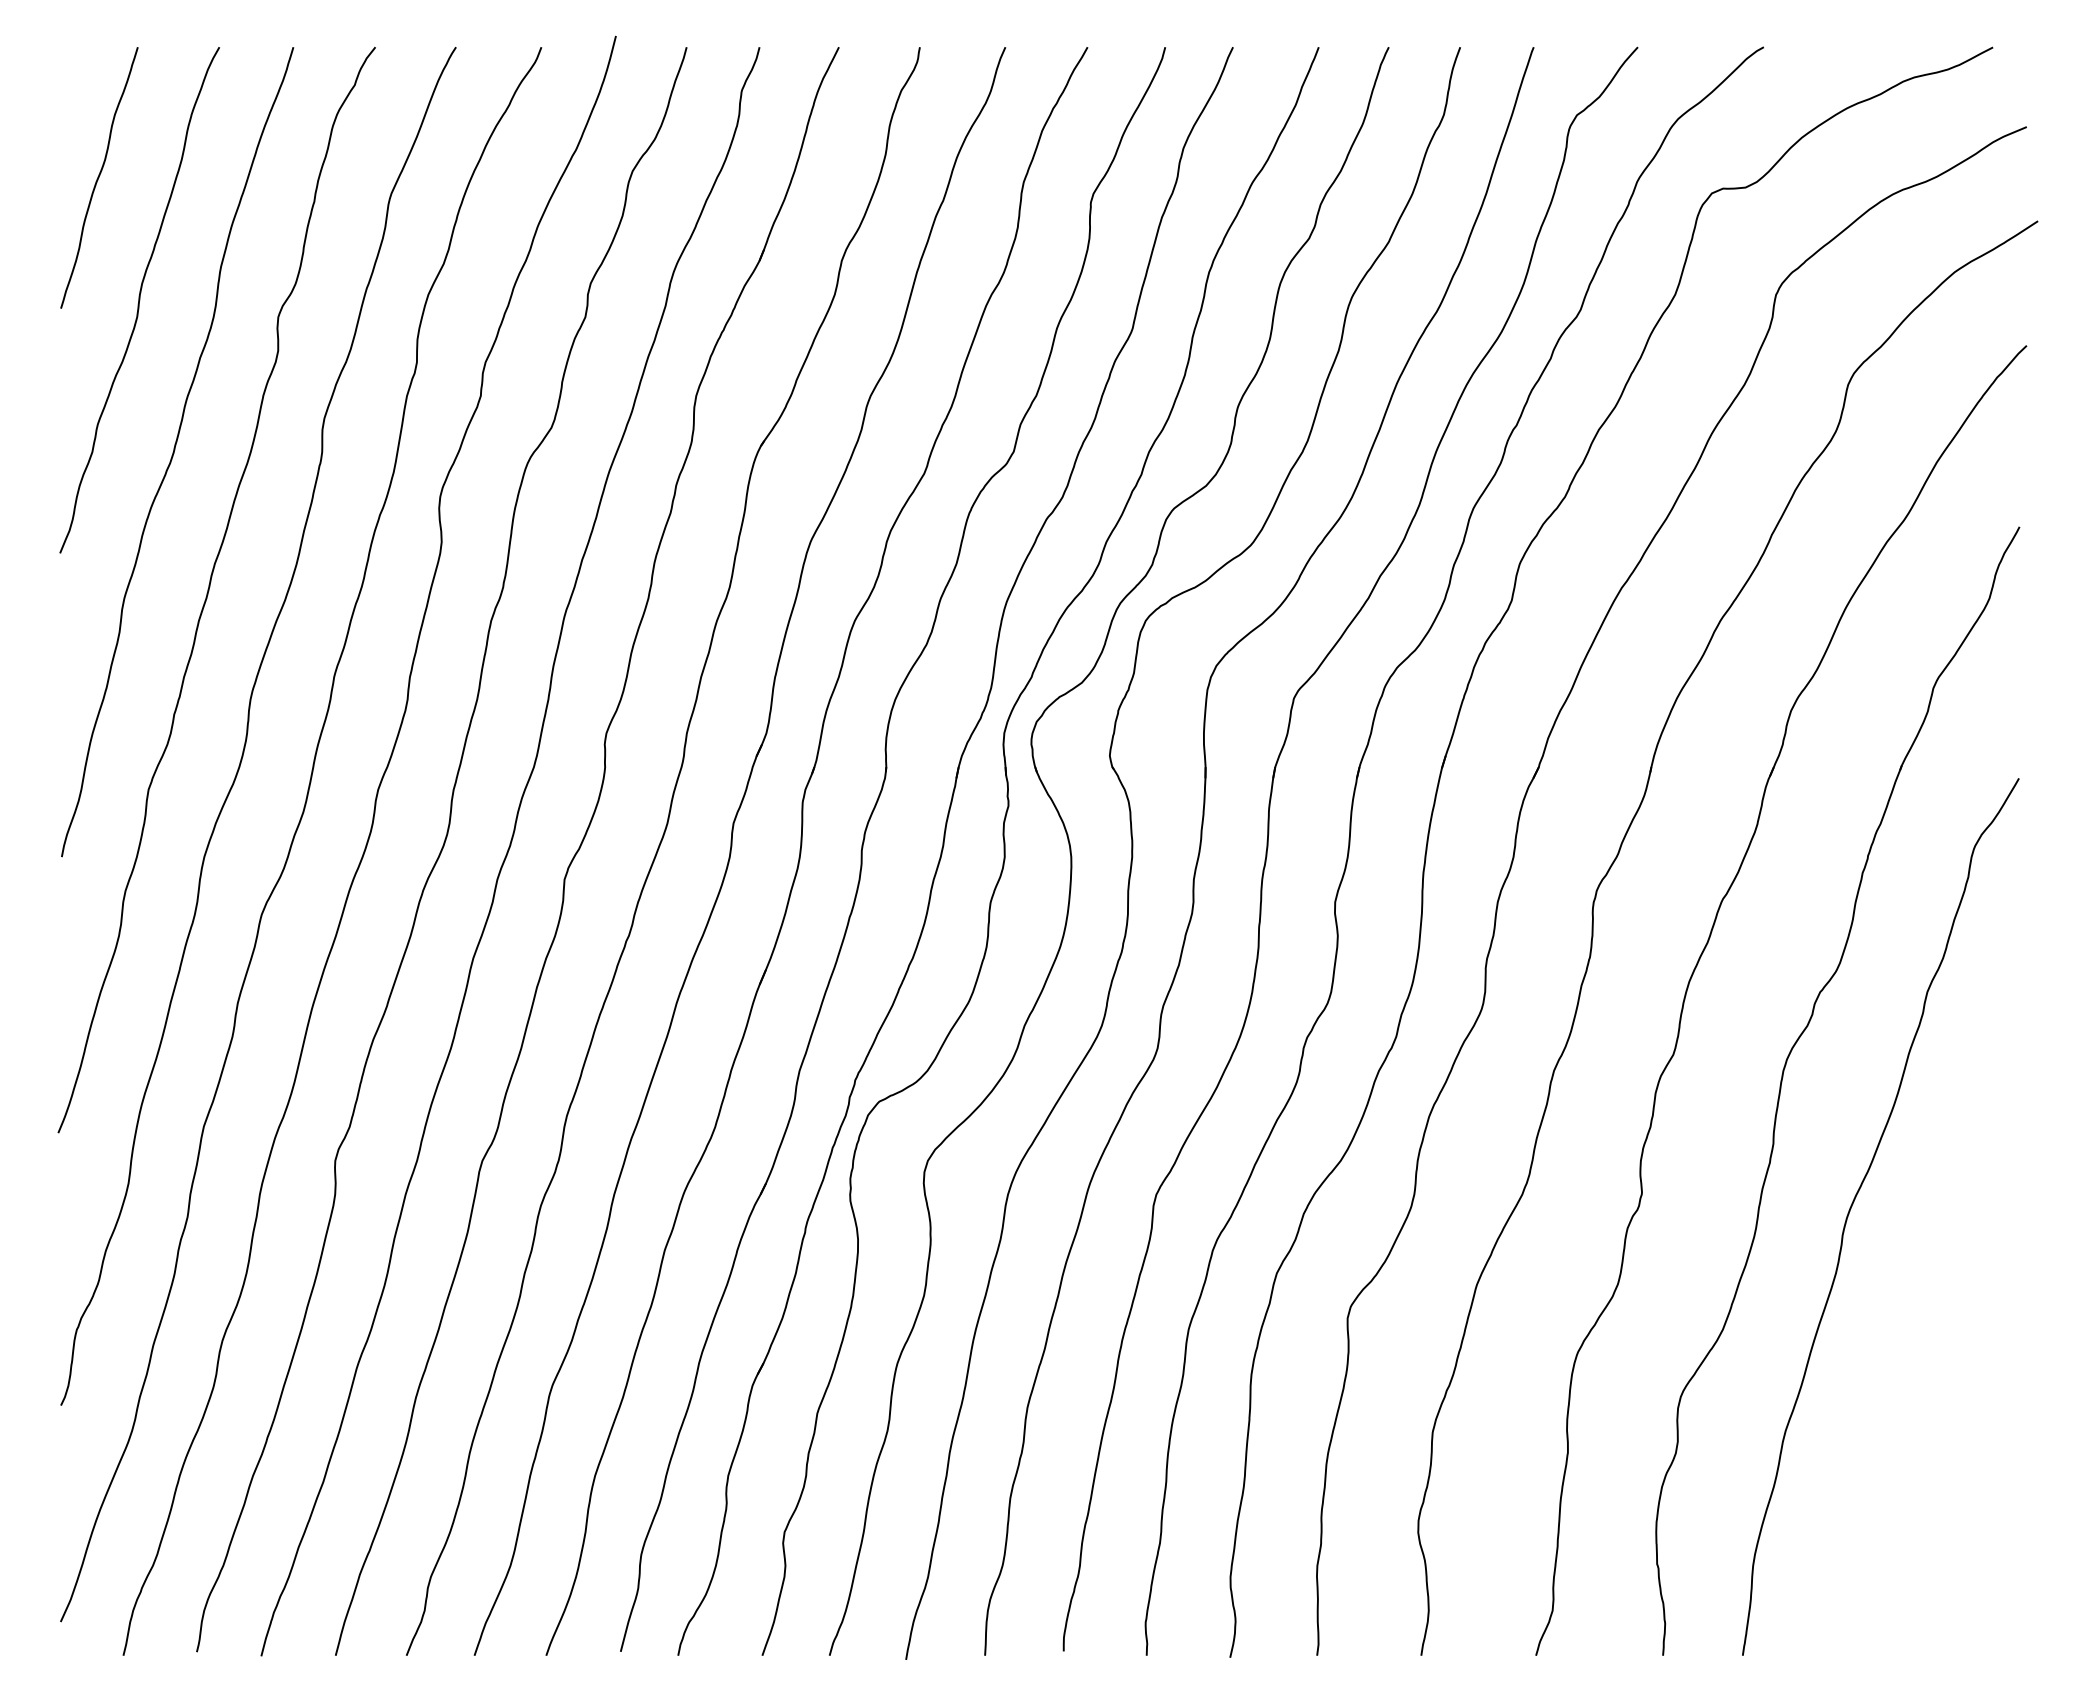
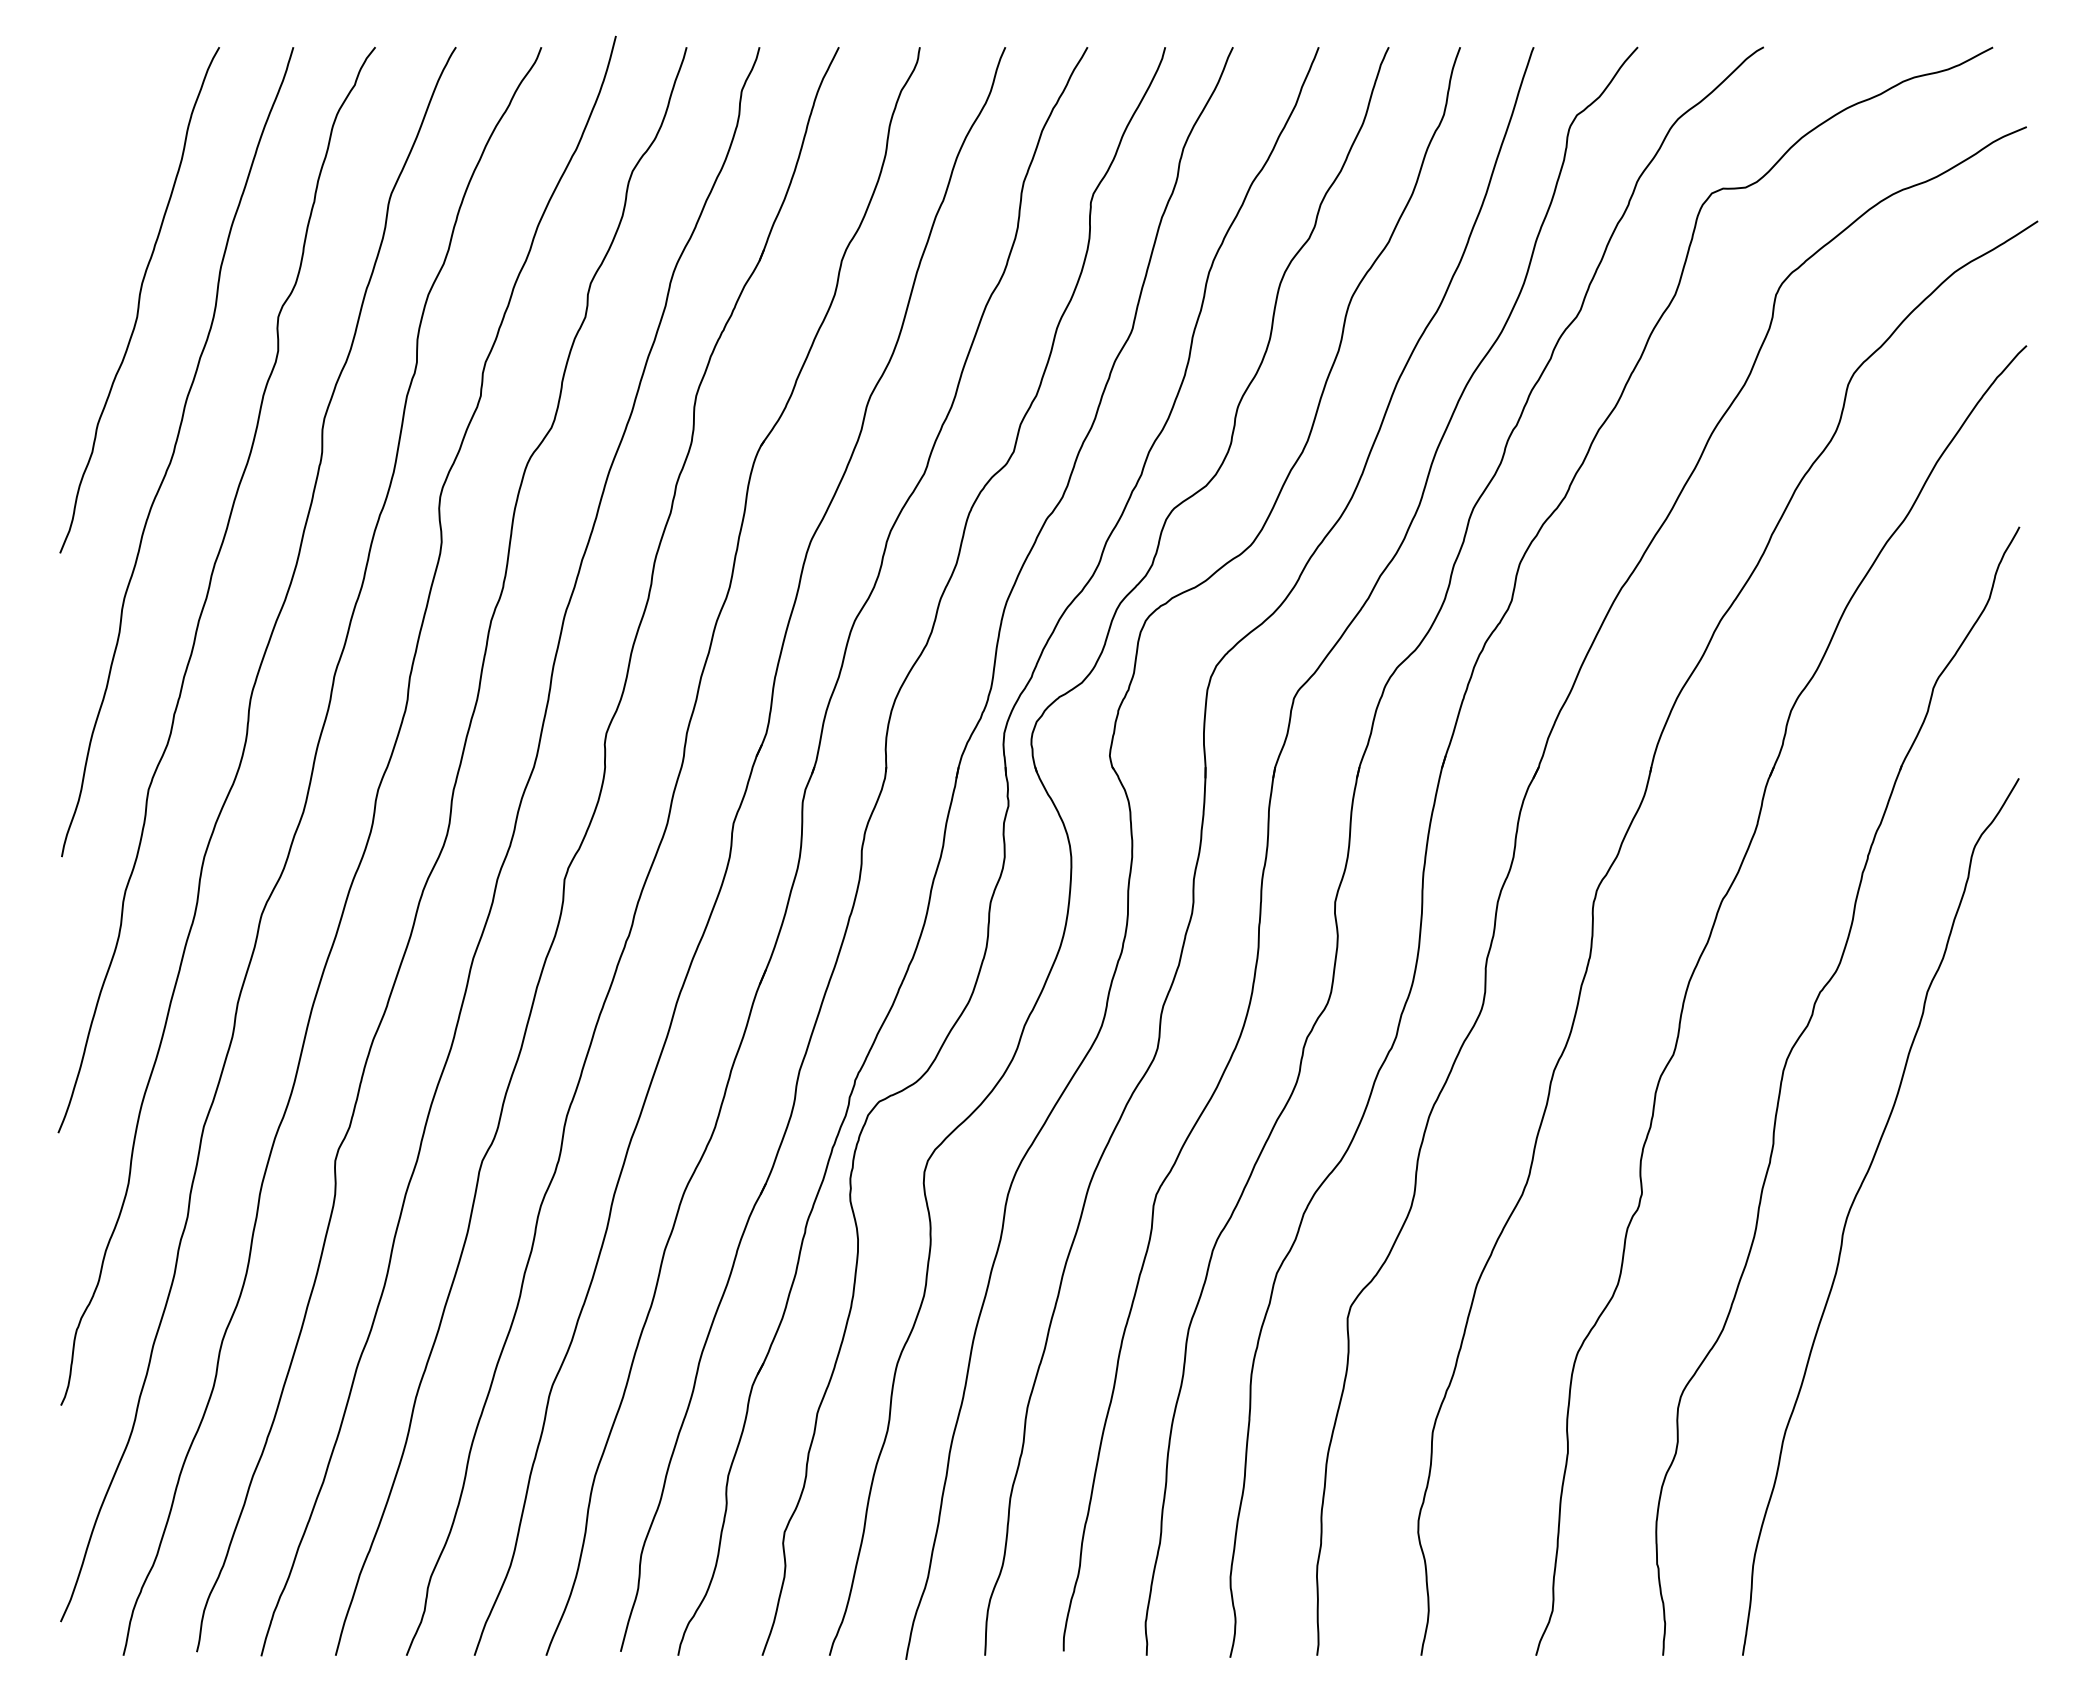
curve: present -> none (99, 177)
